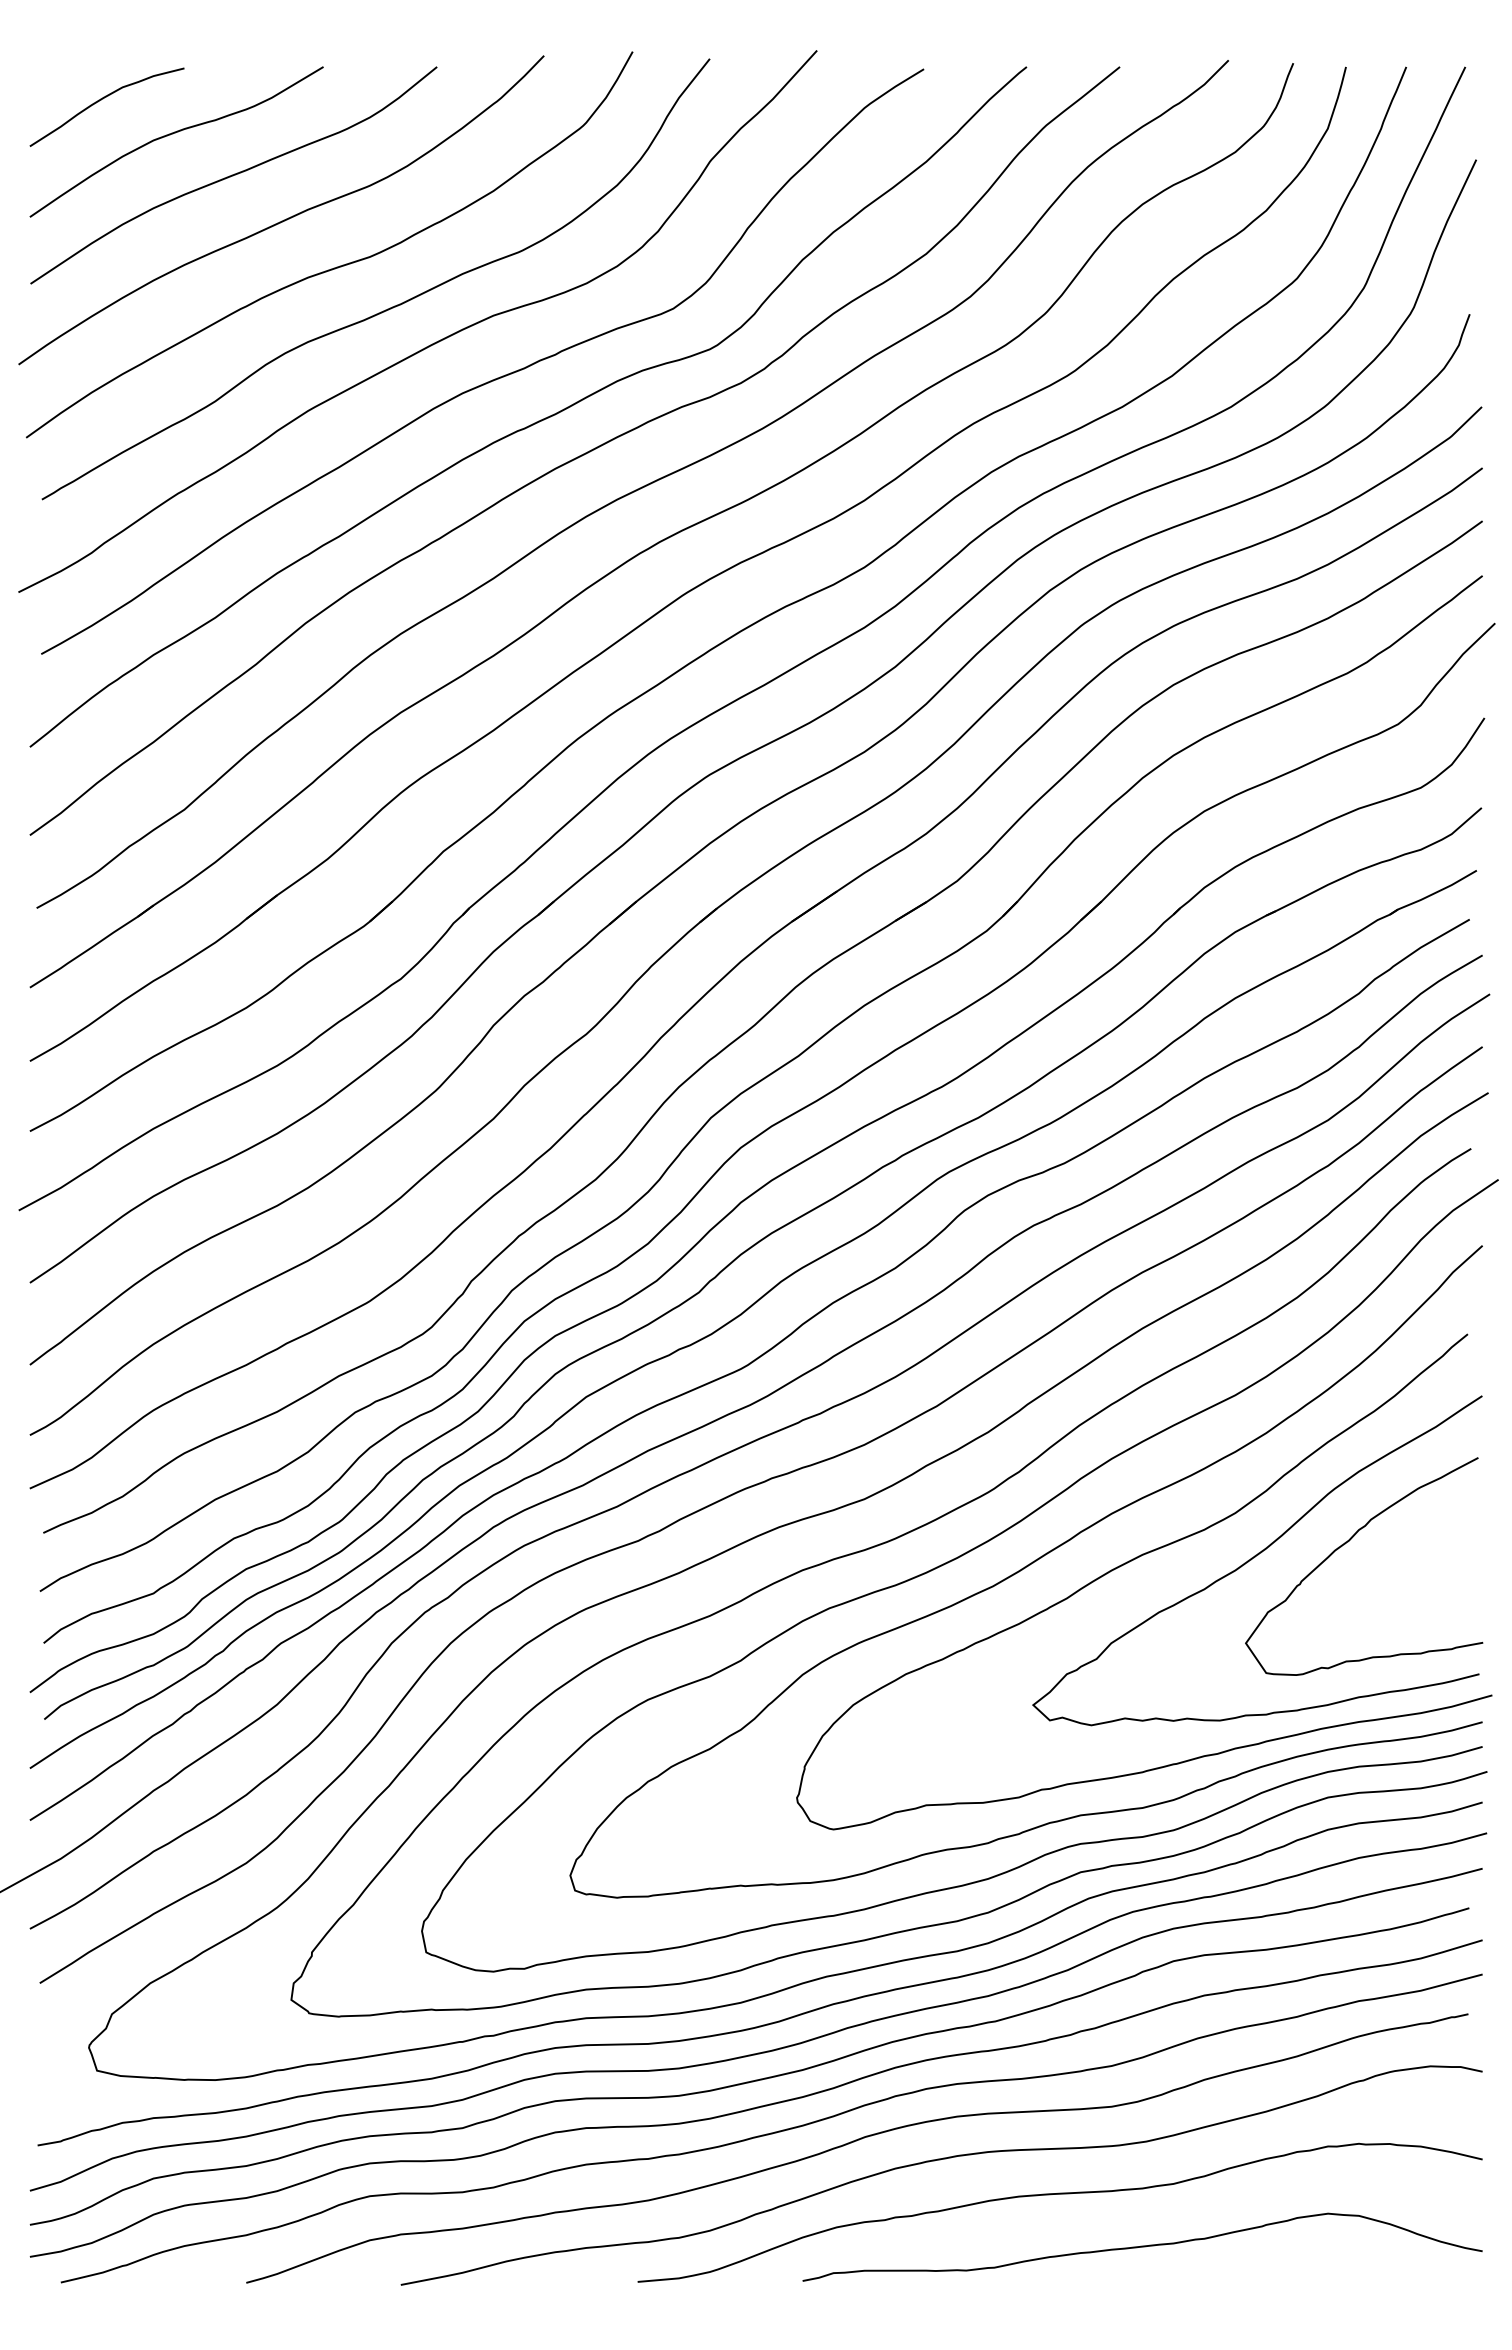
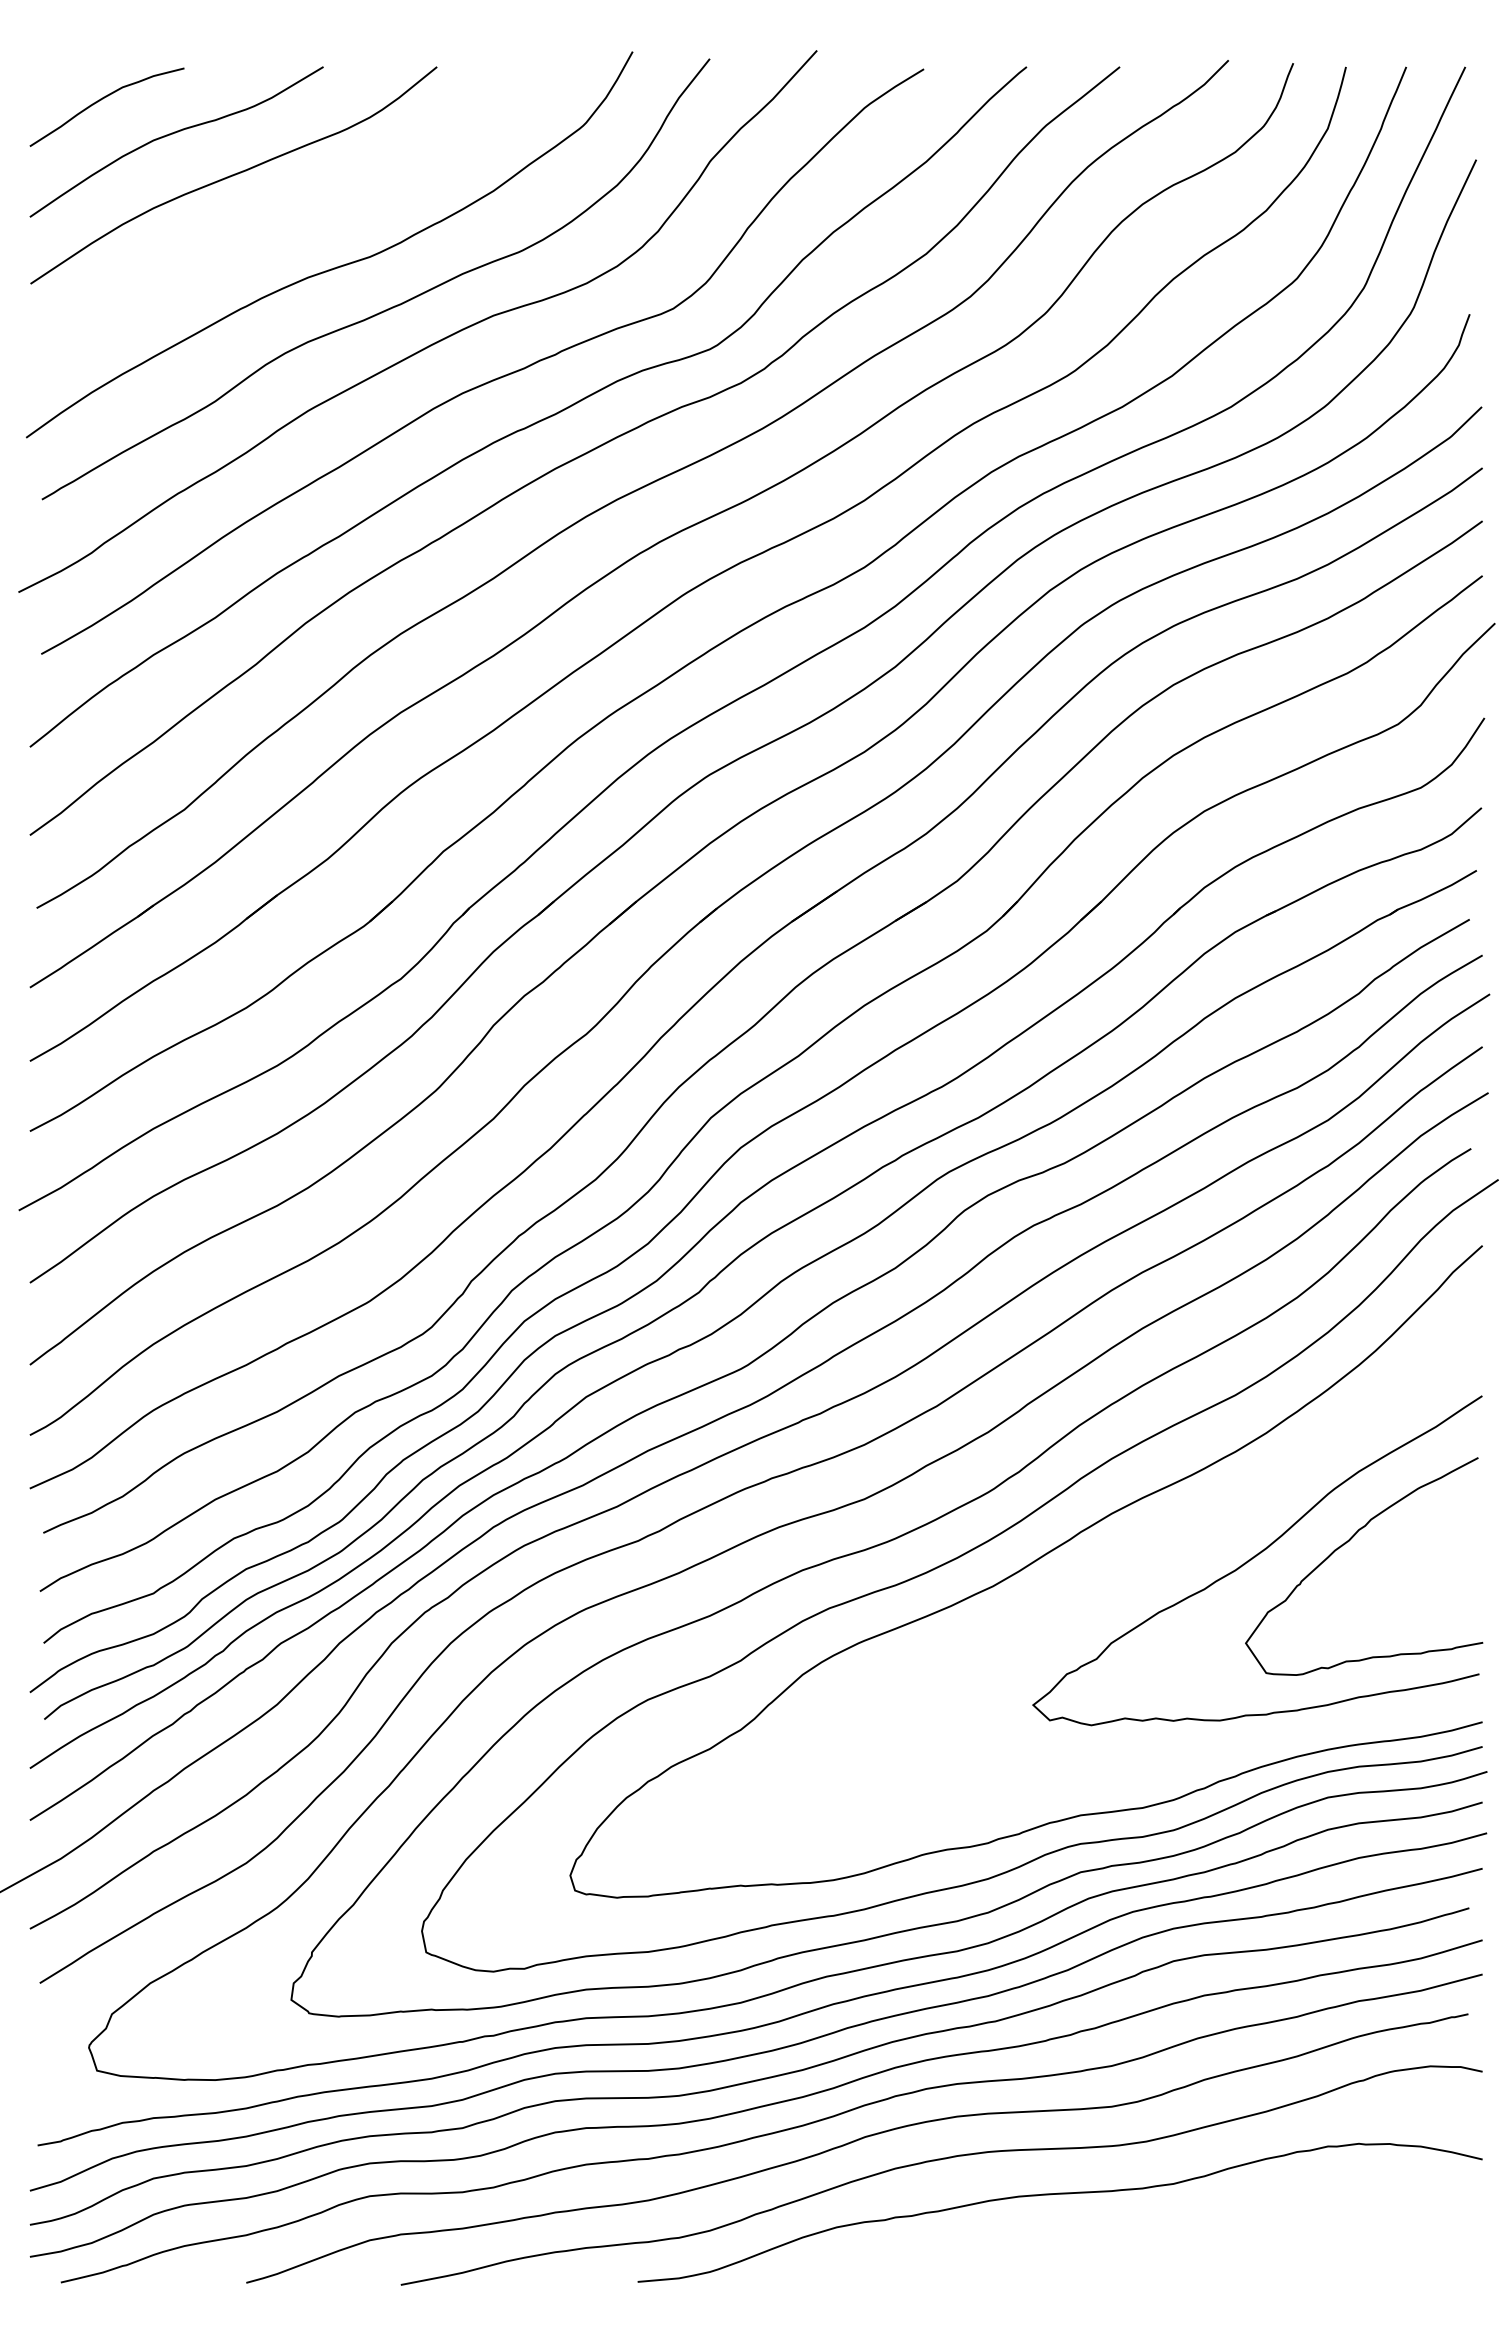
curve: present -> none (286, 218)
curve: present -> none (1133, 1560)
curve: present -> none (1142, 2246)
